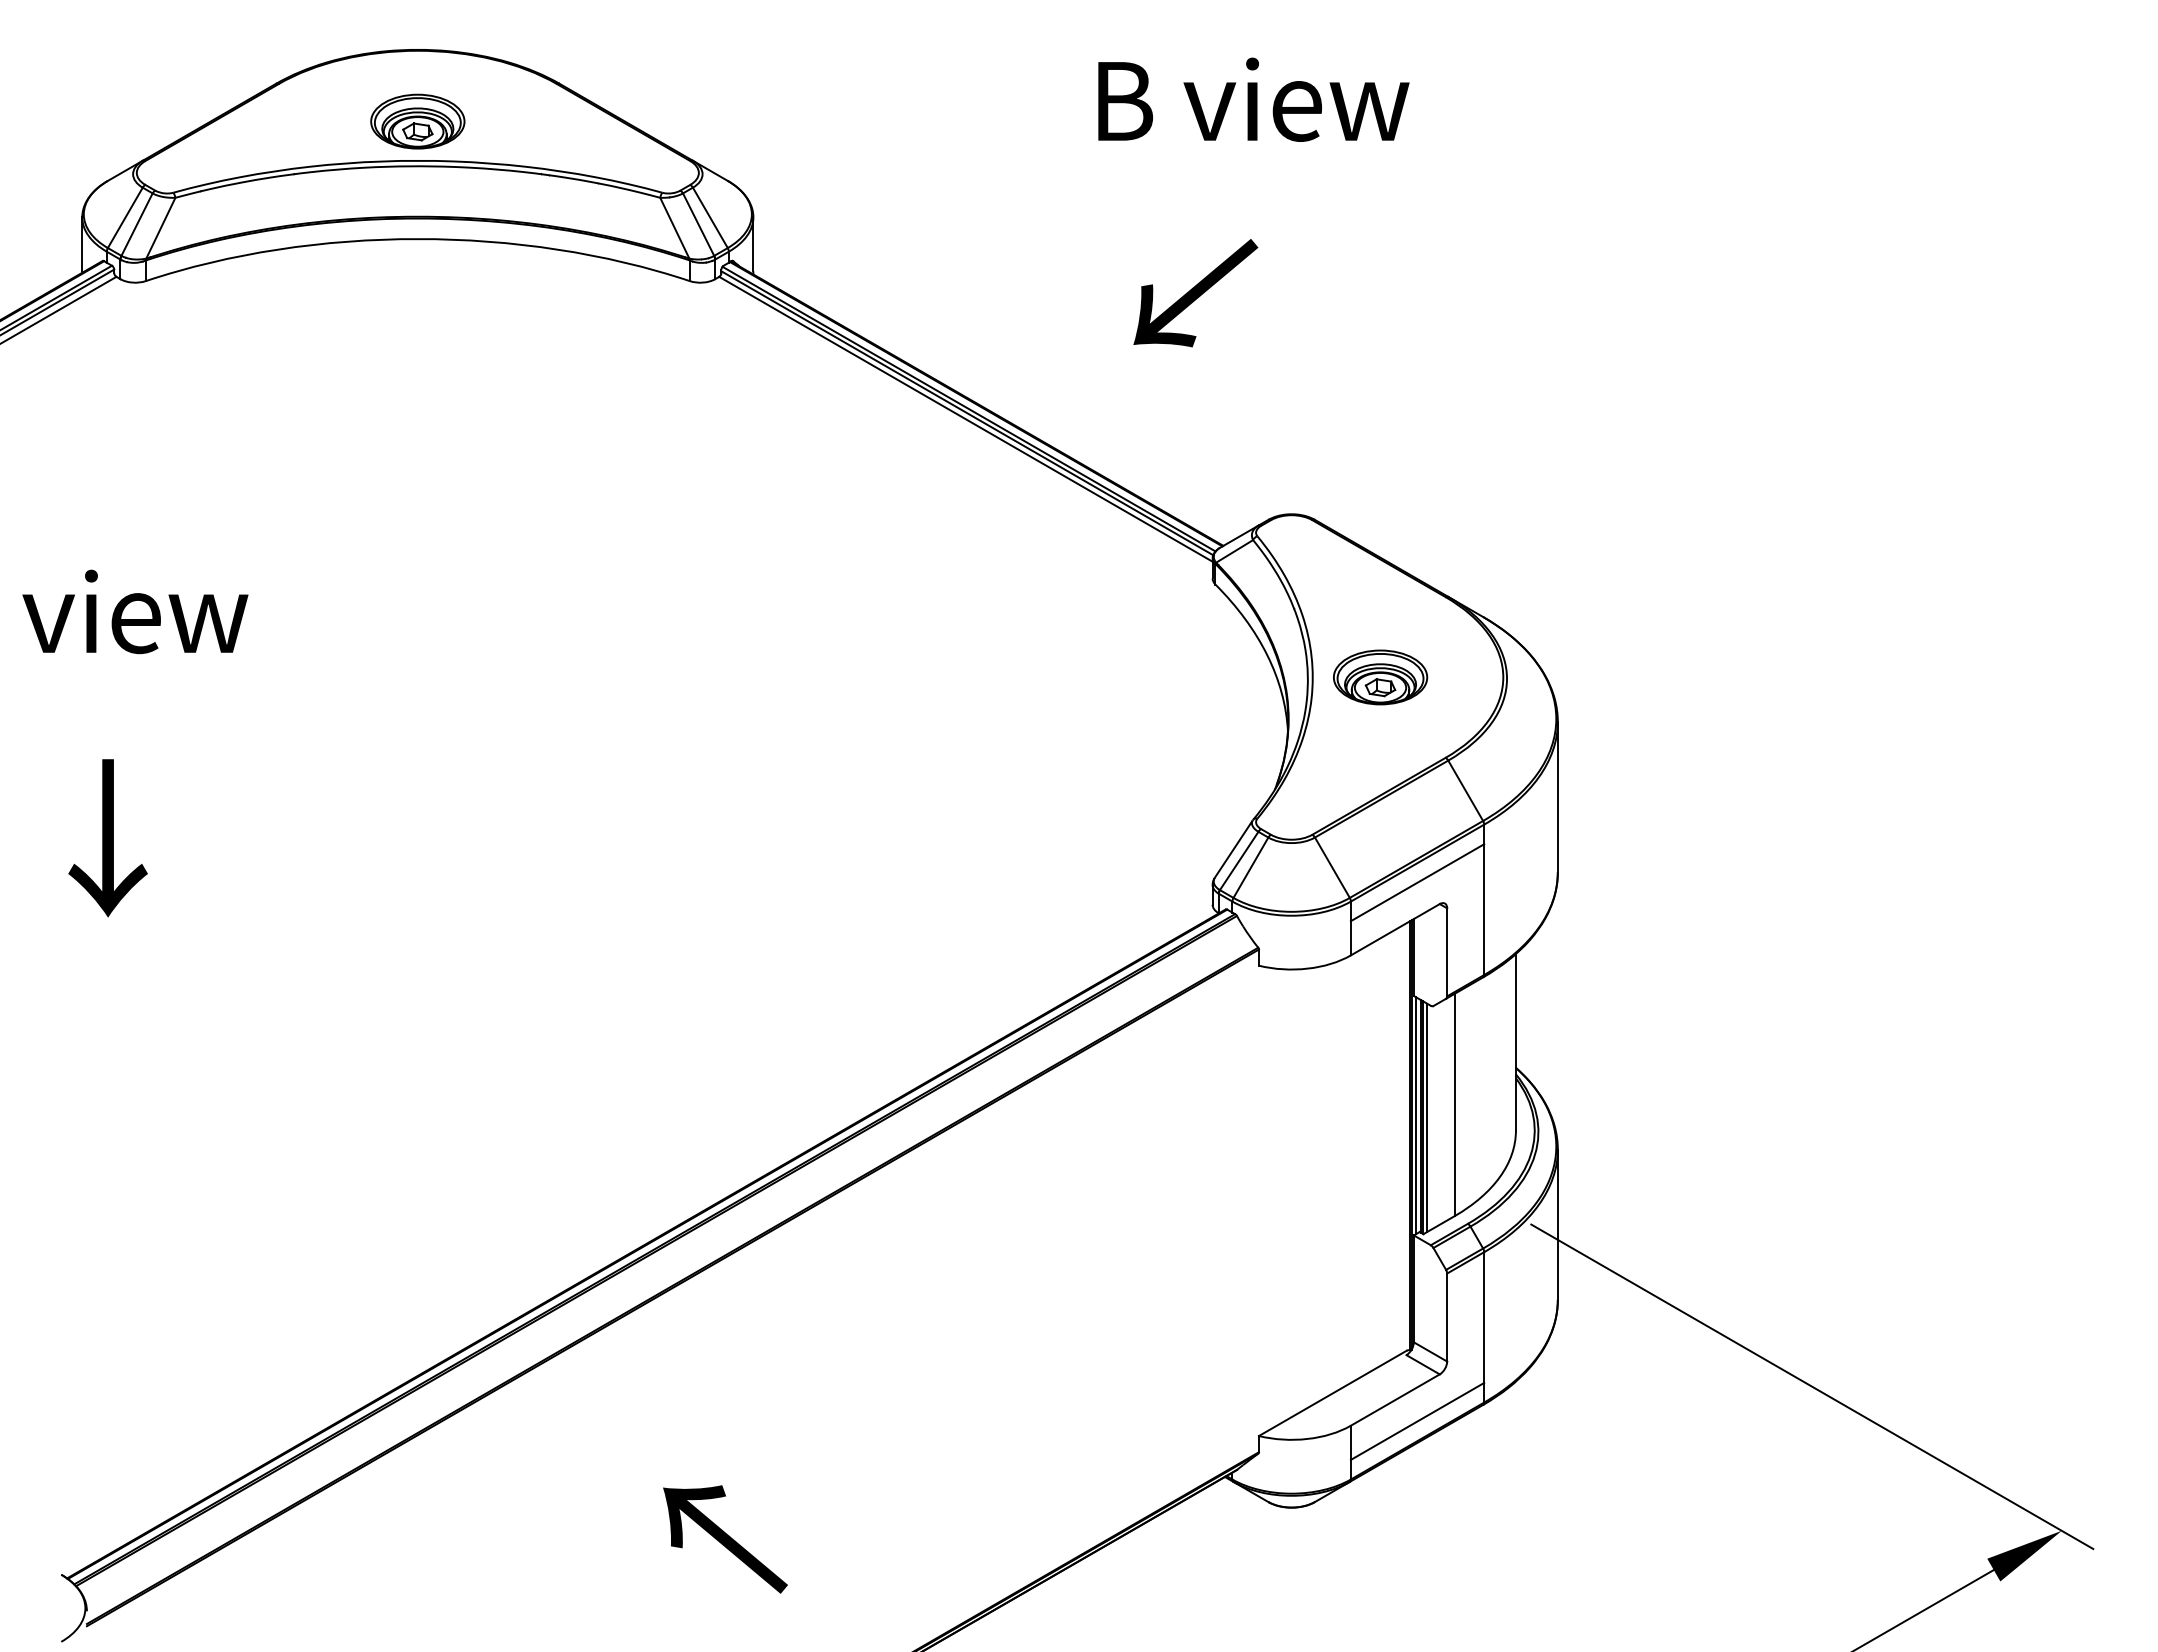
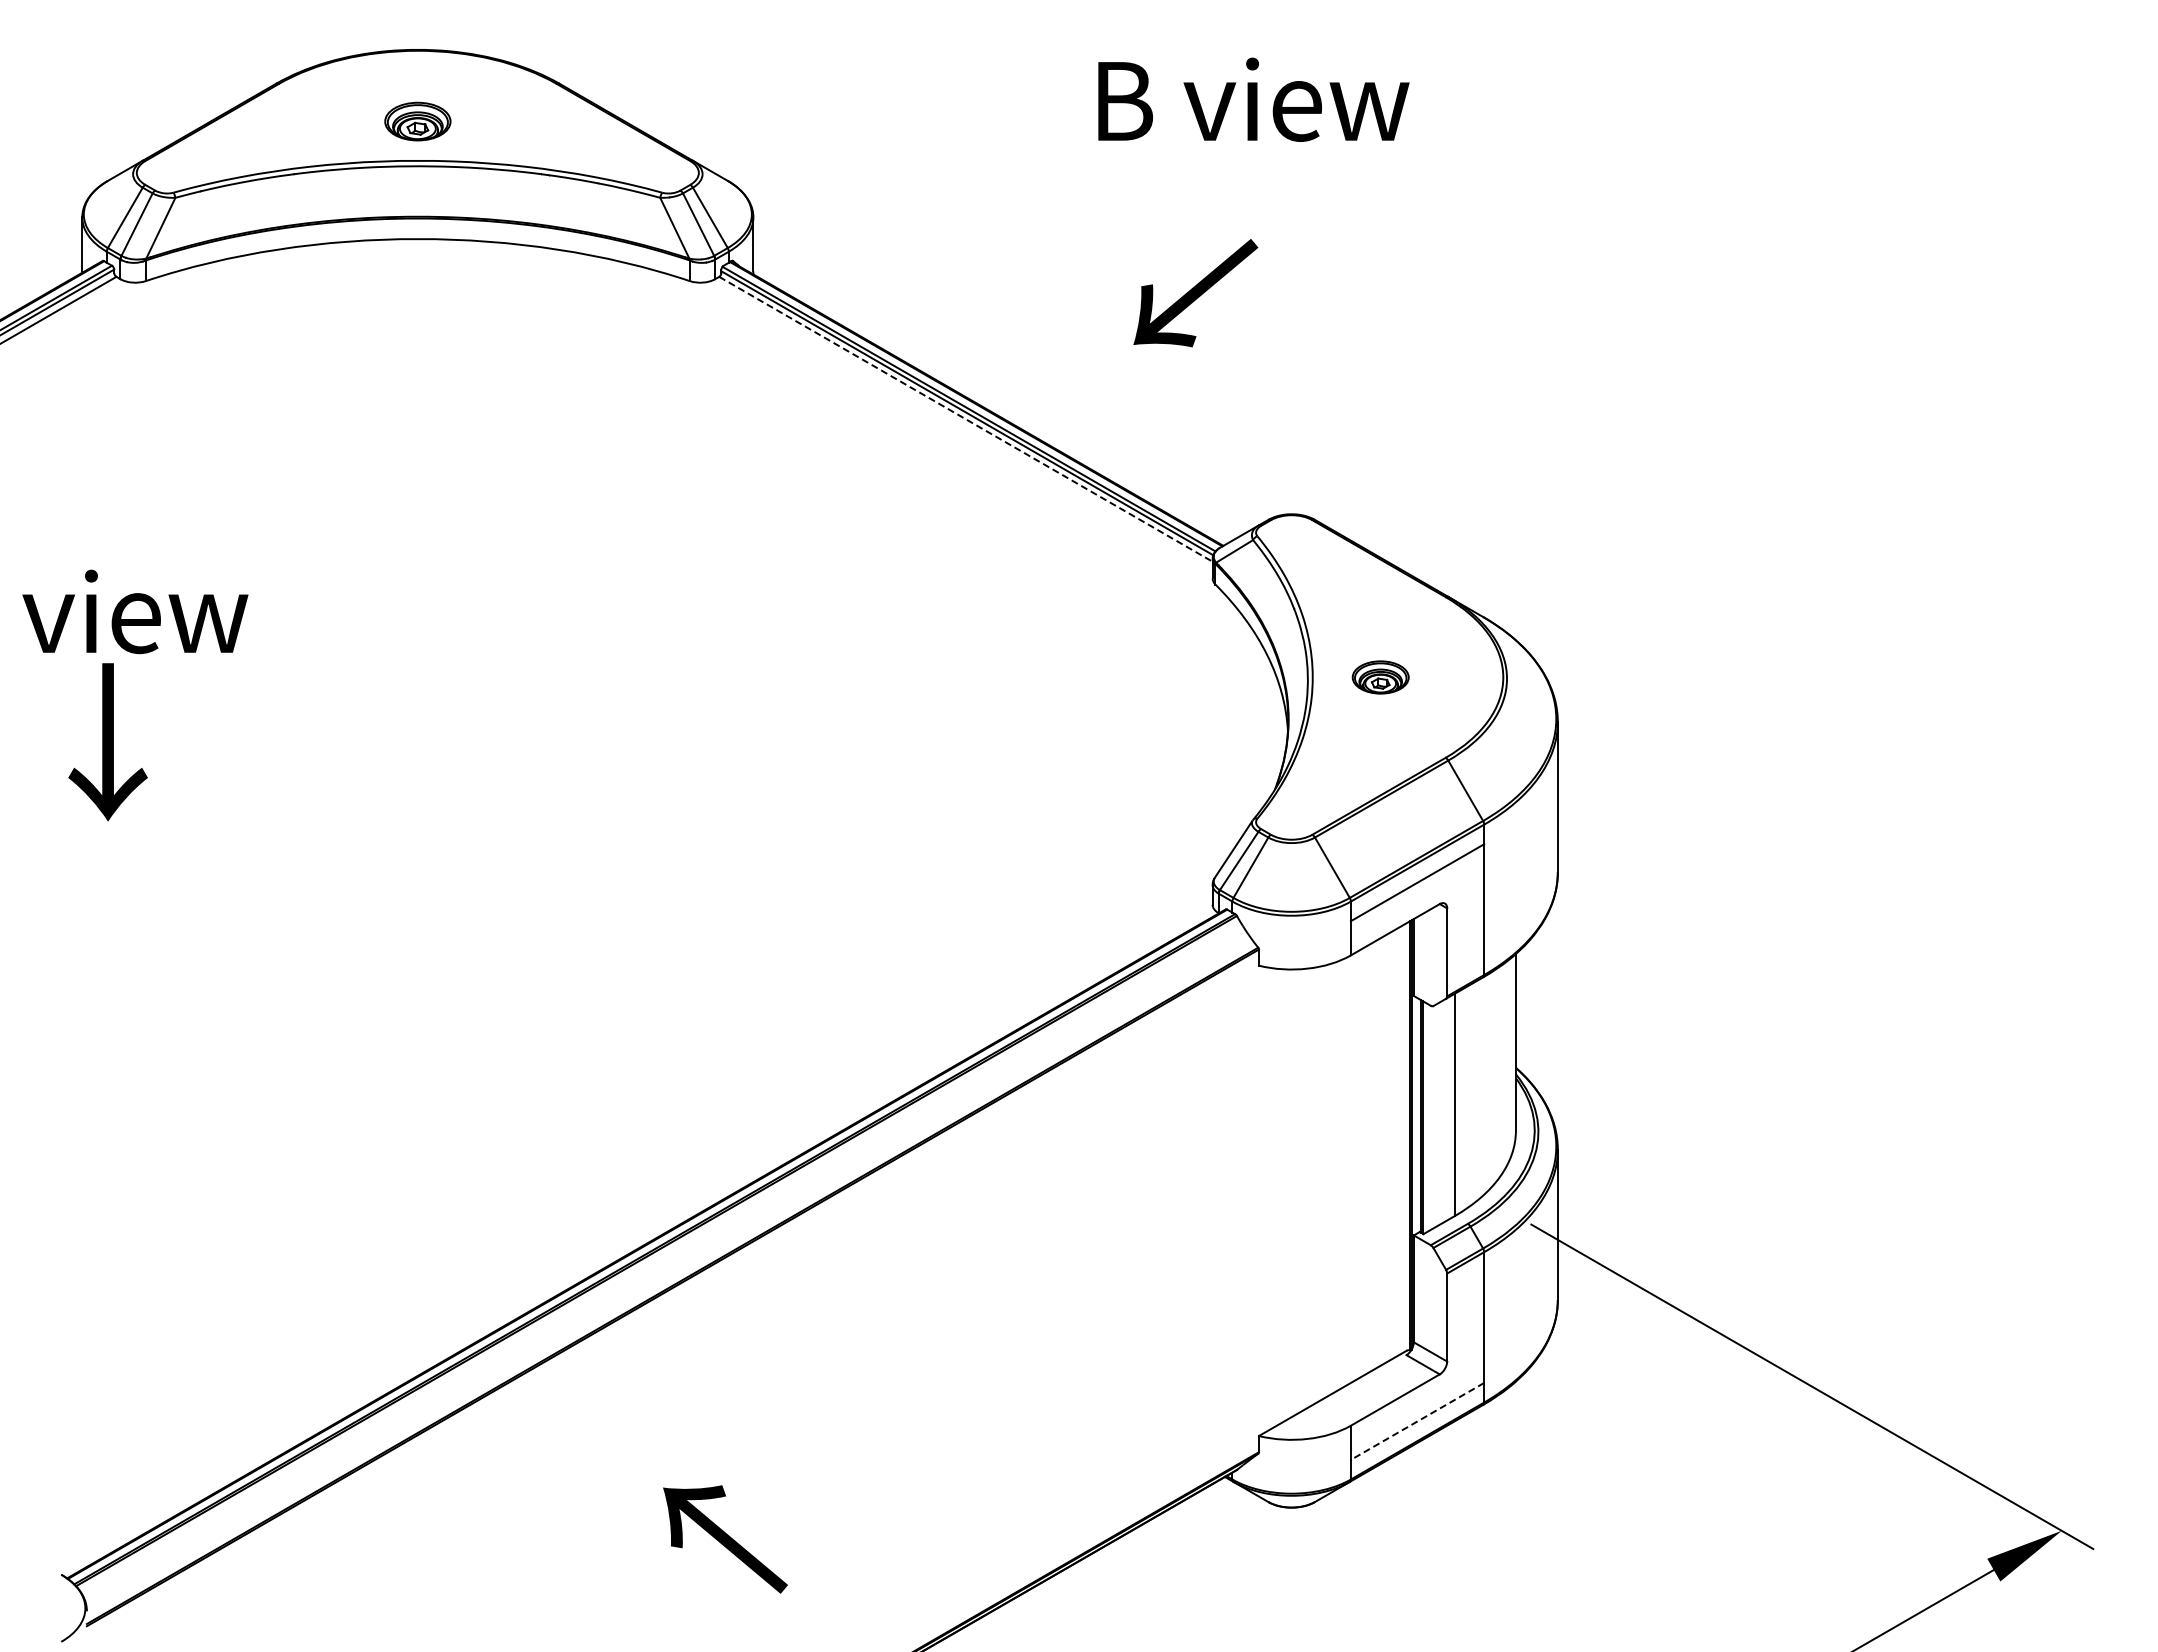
part size: 96x57 px -> 68x41 px (417, 121)
line: solid -> dashed (965, 419)
part size: 96x57 px -> 59x35 px (1380, 677)
text position: (107, 838) -> (107, 742) (107, 742)
line: present -> none (1416, 1115)
line: present -> none (1427, 1117)
line: solid -> dashed (1417, 1421)
